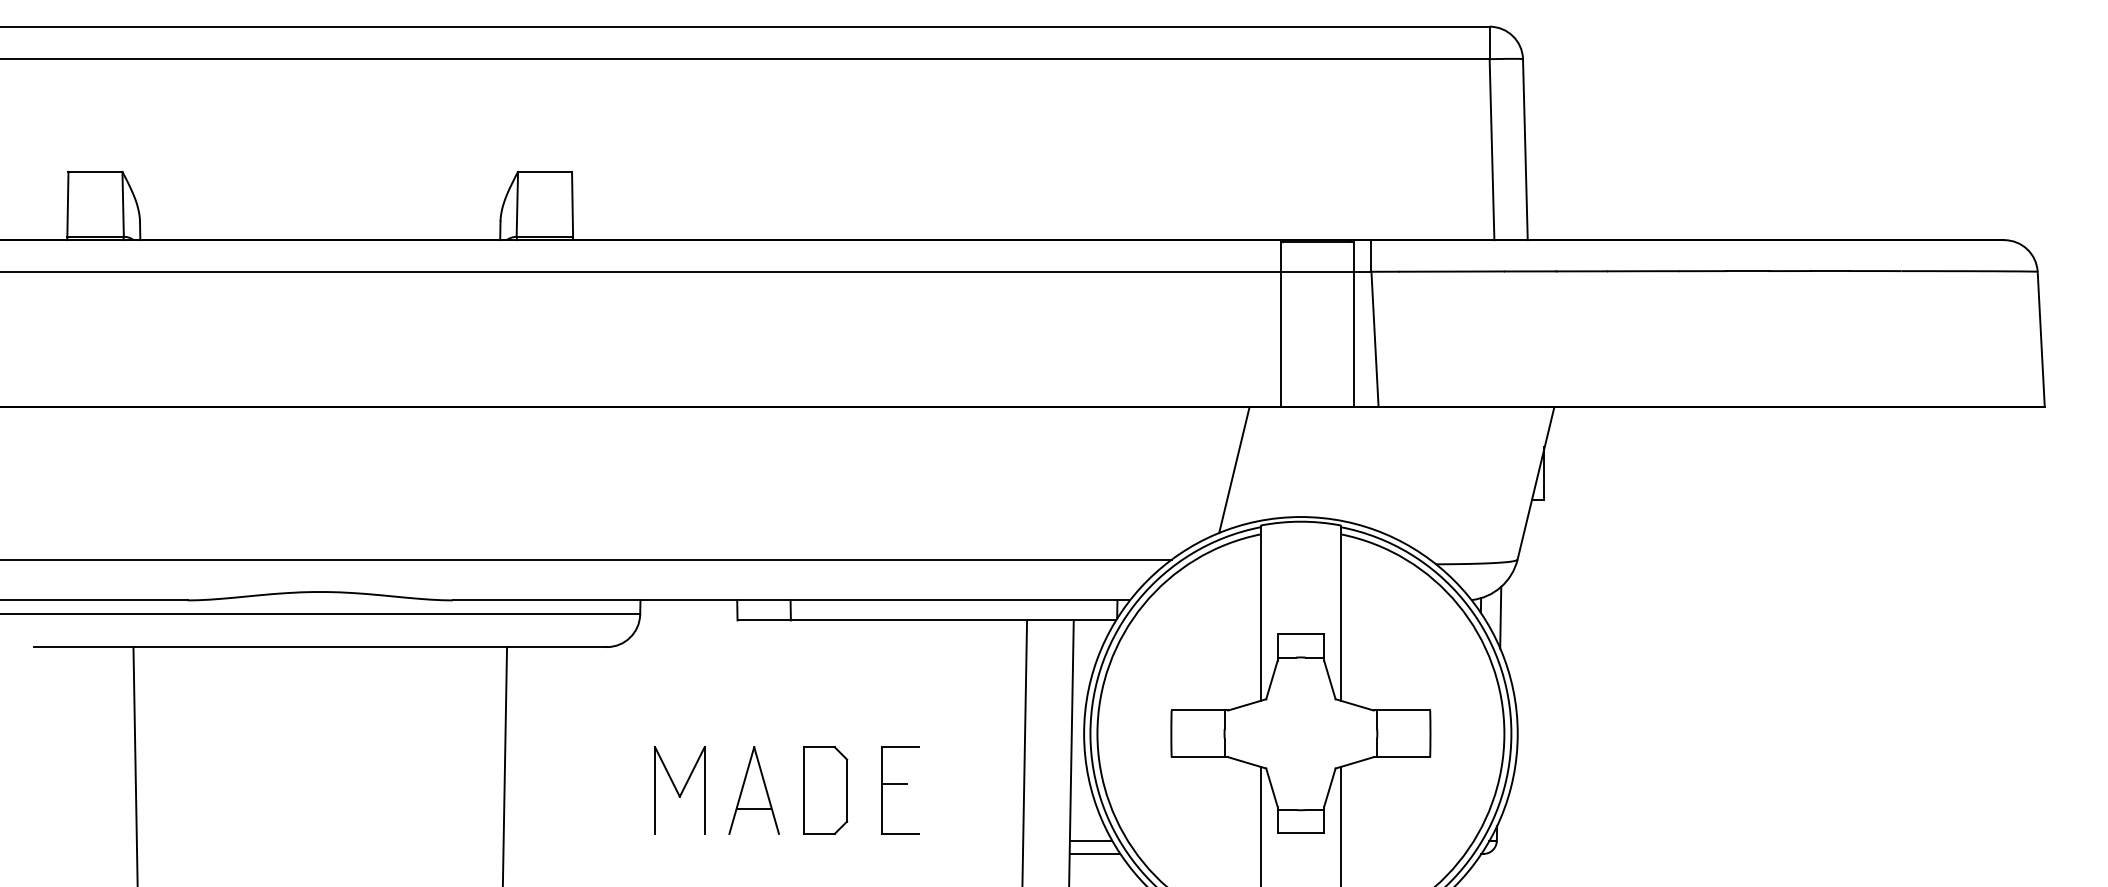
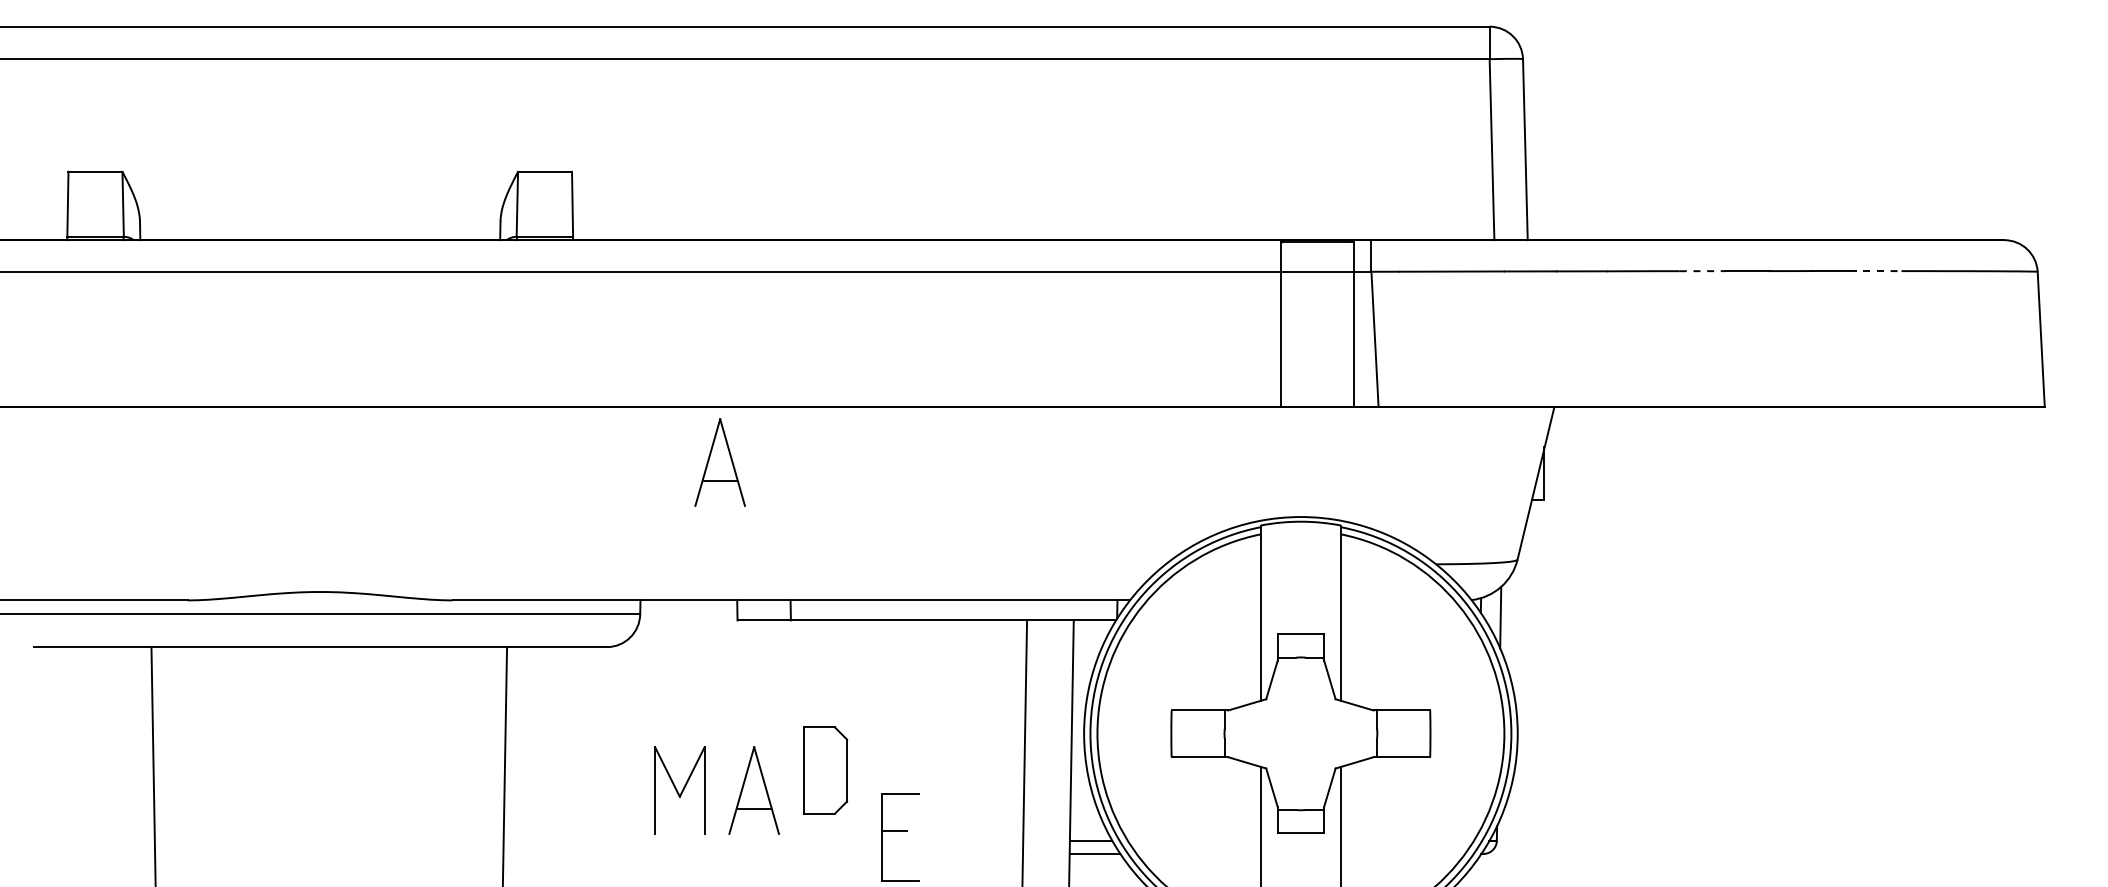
line: solid -> dashed (1703, 271)
line: solid -> dashed (1876, 271)
part: none -> present (719, 462)
line: present -> none (1234, 469)
line: present -> none (586, 559)
line position: (135, 765) -> (153, 765) (153, 765)
part position: (825, 790) -> (825, 770) (825, 770)
part position: (900, 790) -> (900, 837) (900, 837)
